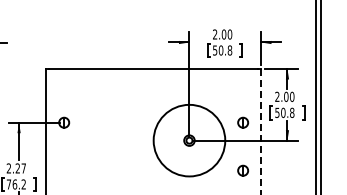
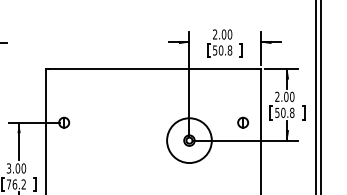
line: dashed -> solid (261, 132)
circle diameter: 72 px -> 45 px (189, 140)
text: 2.27 -> 3.00 (16, 168)
part: present -> none (243, 170)
